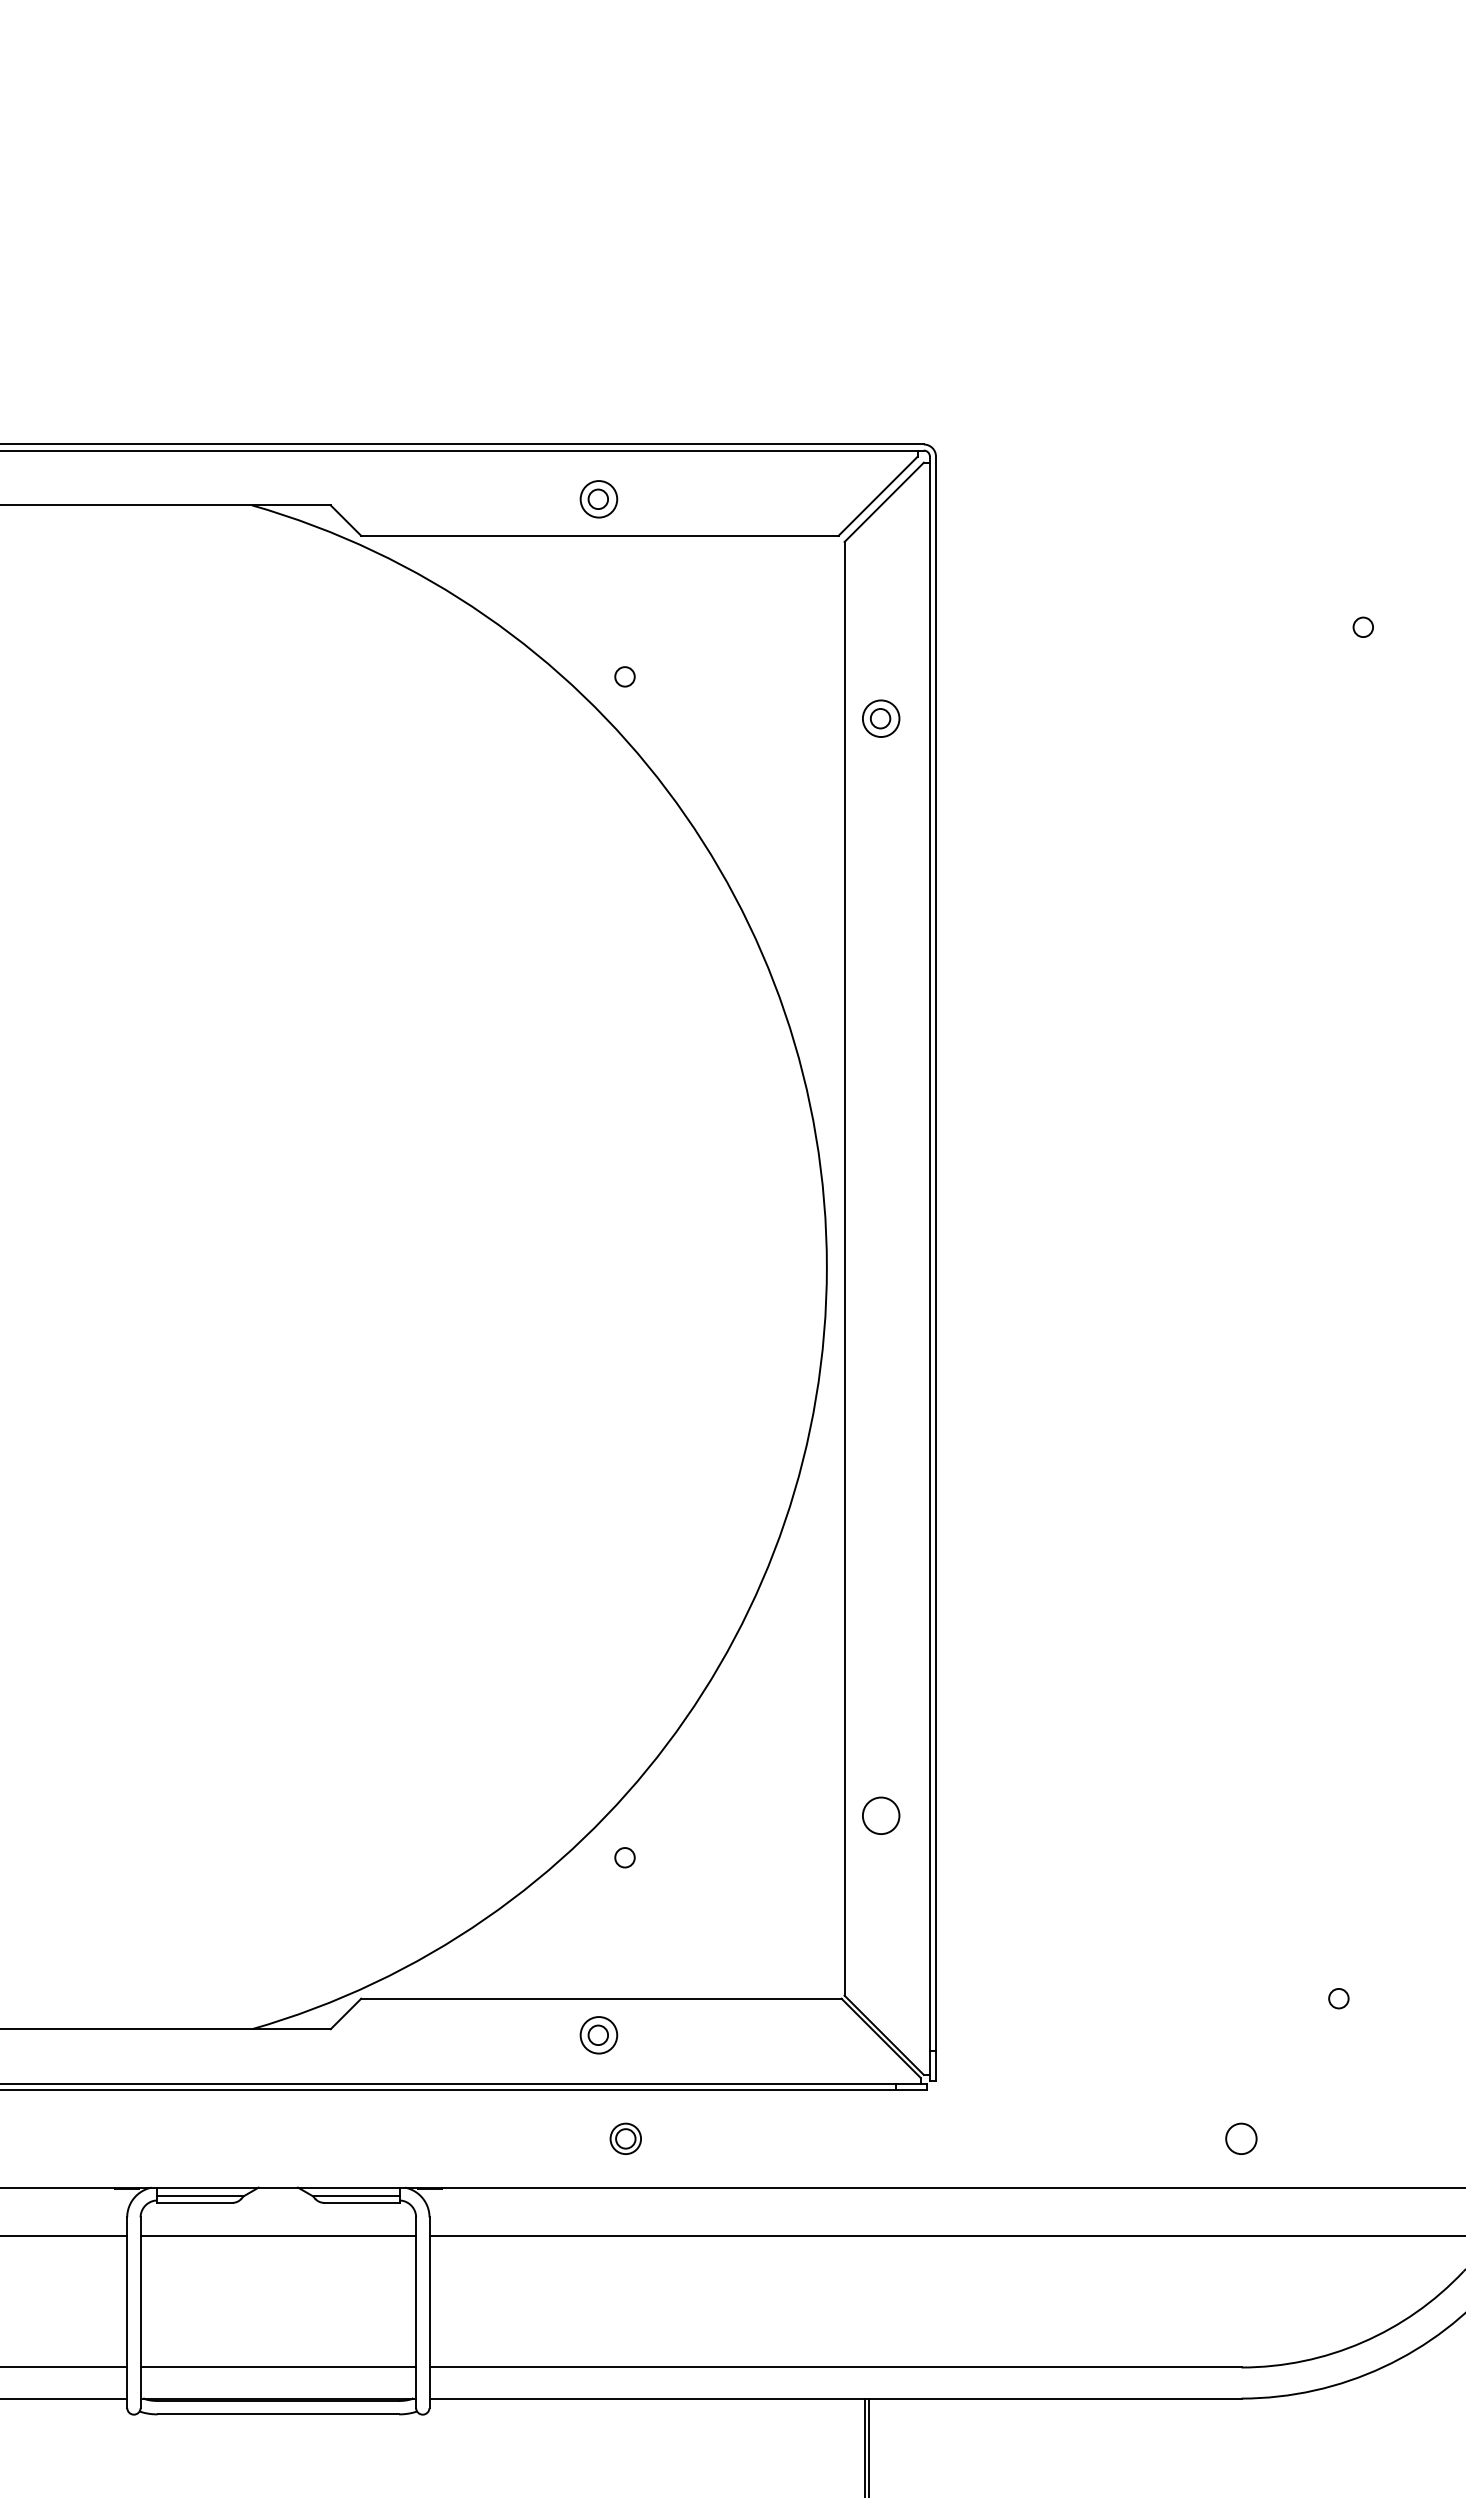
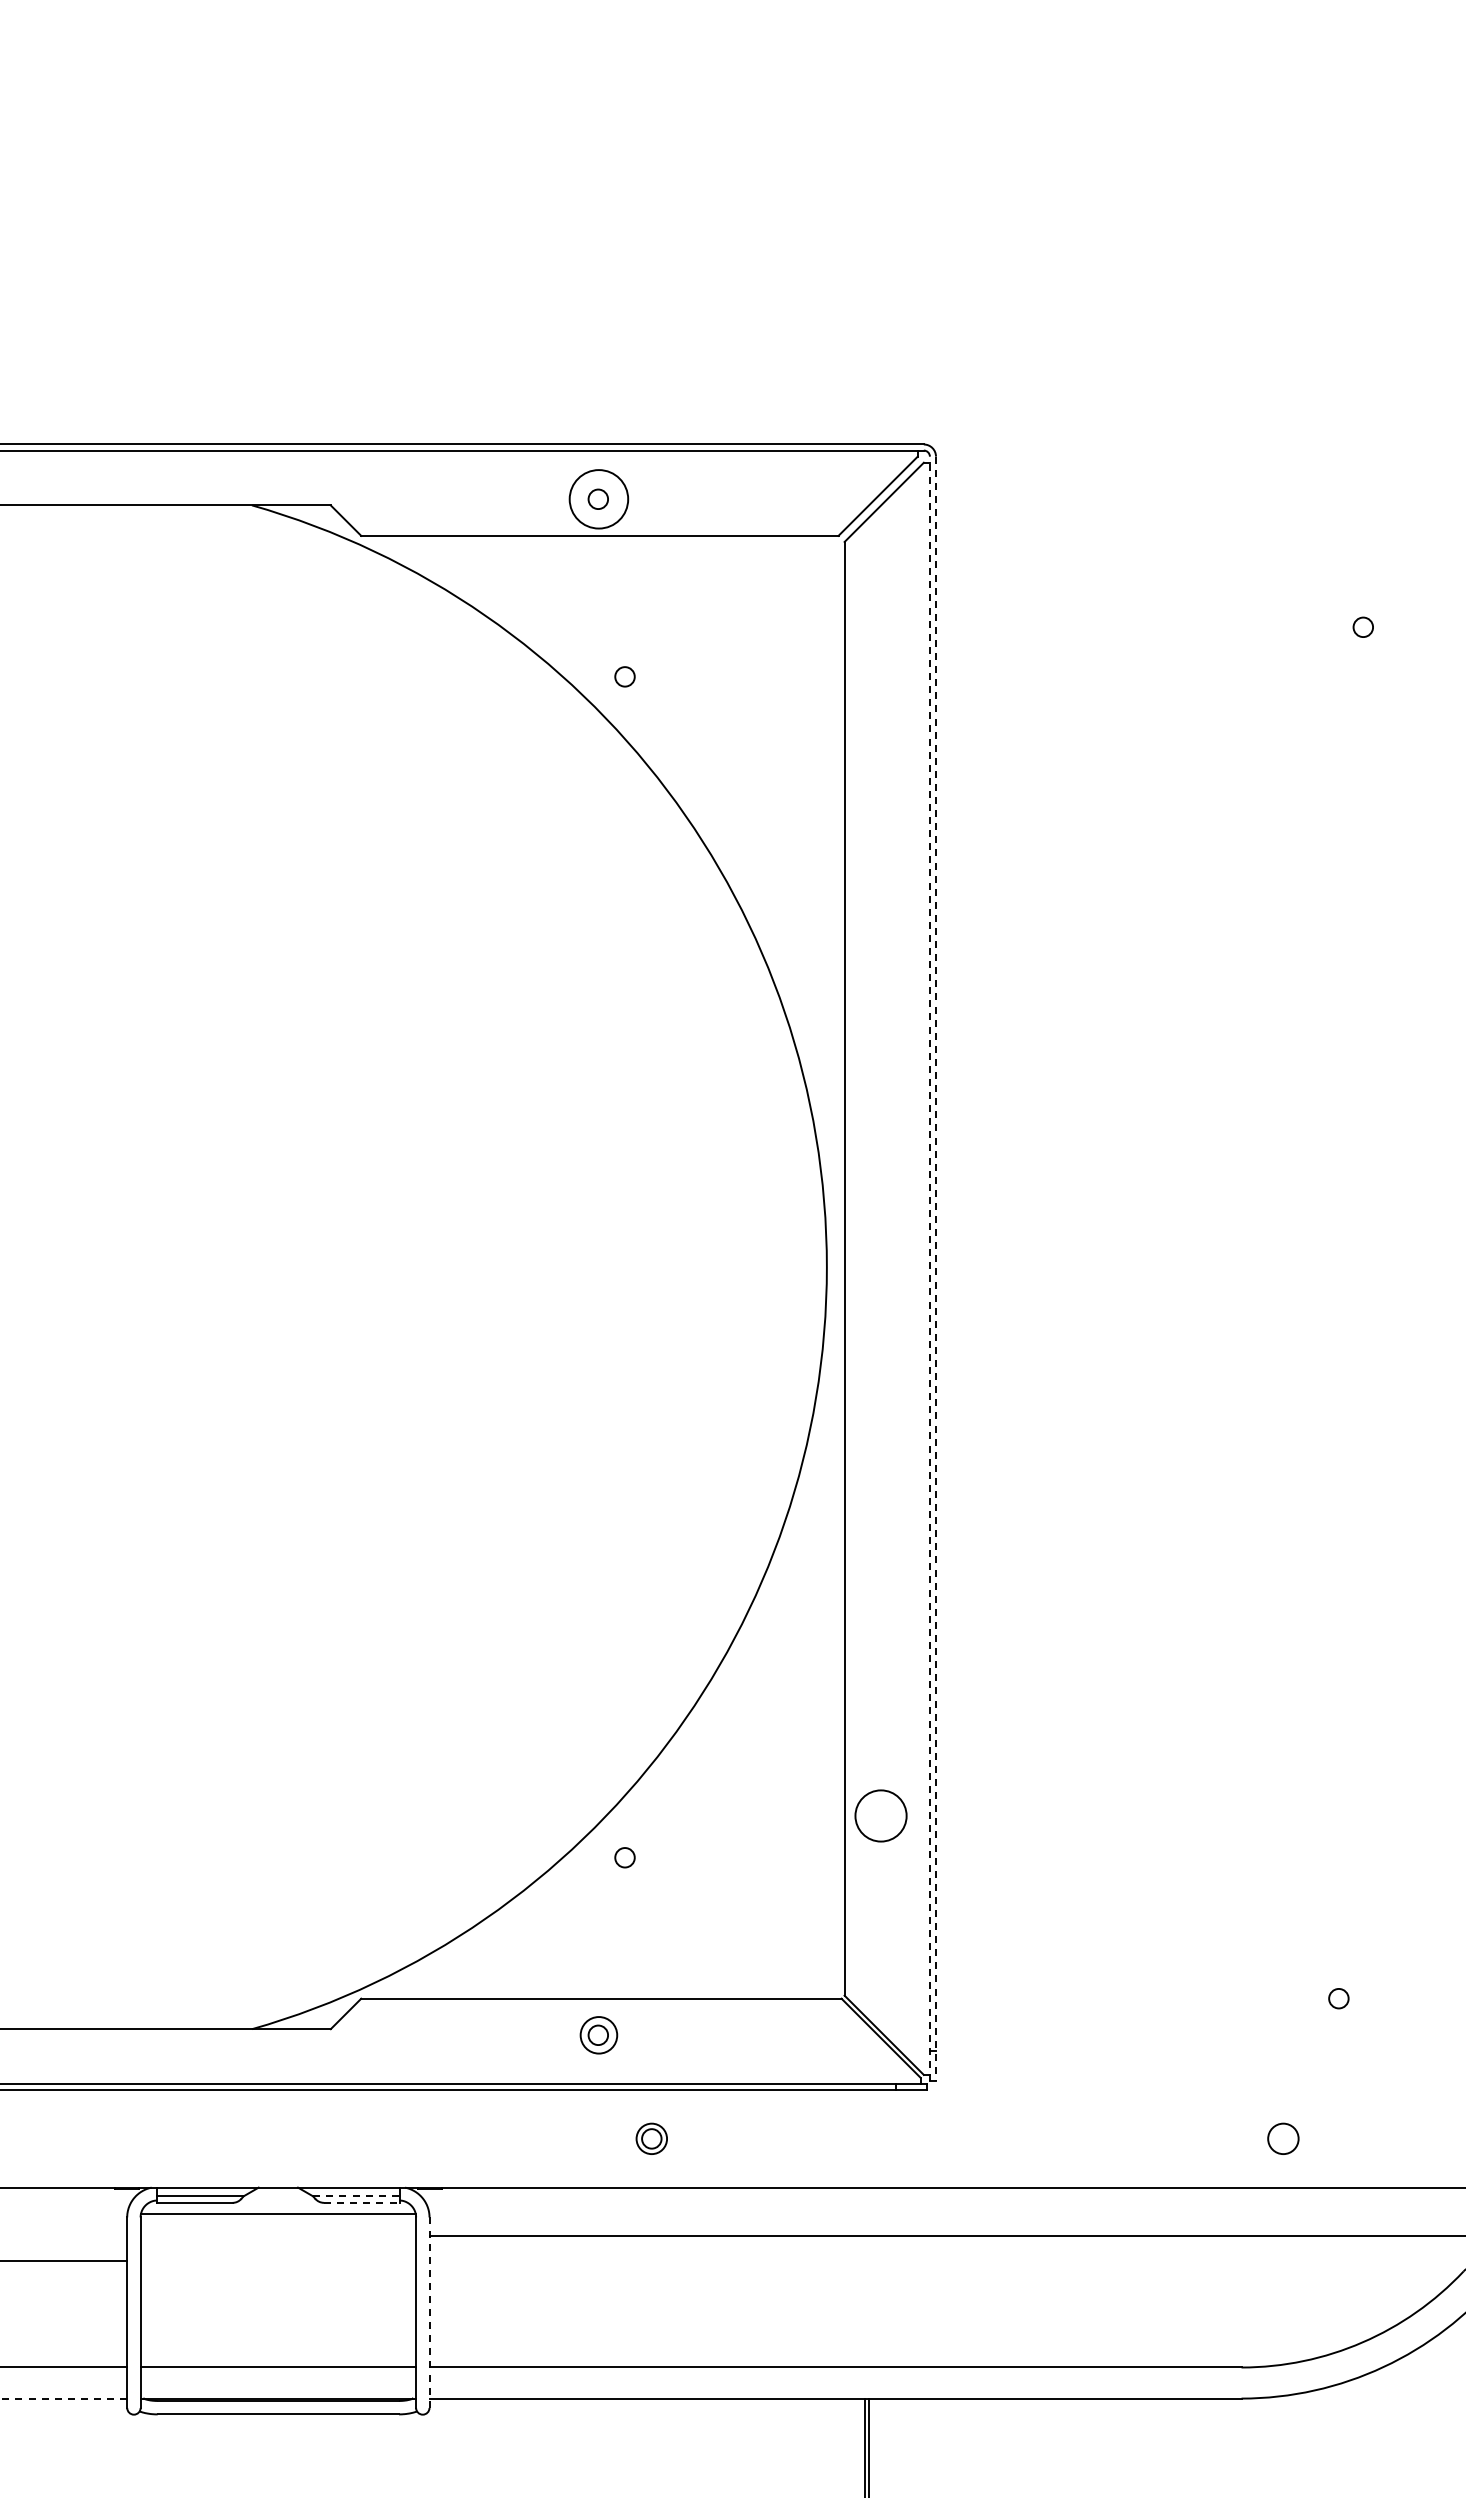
circle diameter: 37 px -> 58 px (598, 499)
part: present -> none (881, 718)
line: solid -> dashed (929, 1268)
line: solid -> dashed (936, 1269)
circle size: 39x39 px -> 54x54 px (880, 1815)
part position: (625, 2138) -> (651, 2138) (651, 2138)
circle position: (1241, 2138) -> (1283, 2138) (1283, 2138)
line: solid -> dashed (356, 2196)
line: solid -> dashed (361, 2202)
line position: (64, 2236) -> (64, 2261) (64, 2261)
line position: (278, 2236) -> (278, 2214) (278, 2214)
line: solid -> dashed (429, 2313)
line: solid -> dashed (63, 2398)
